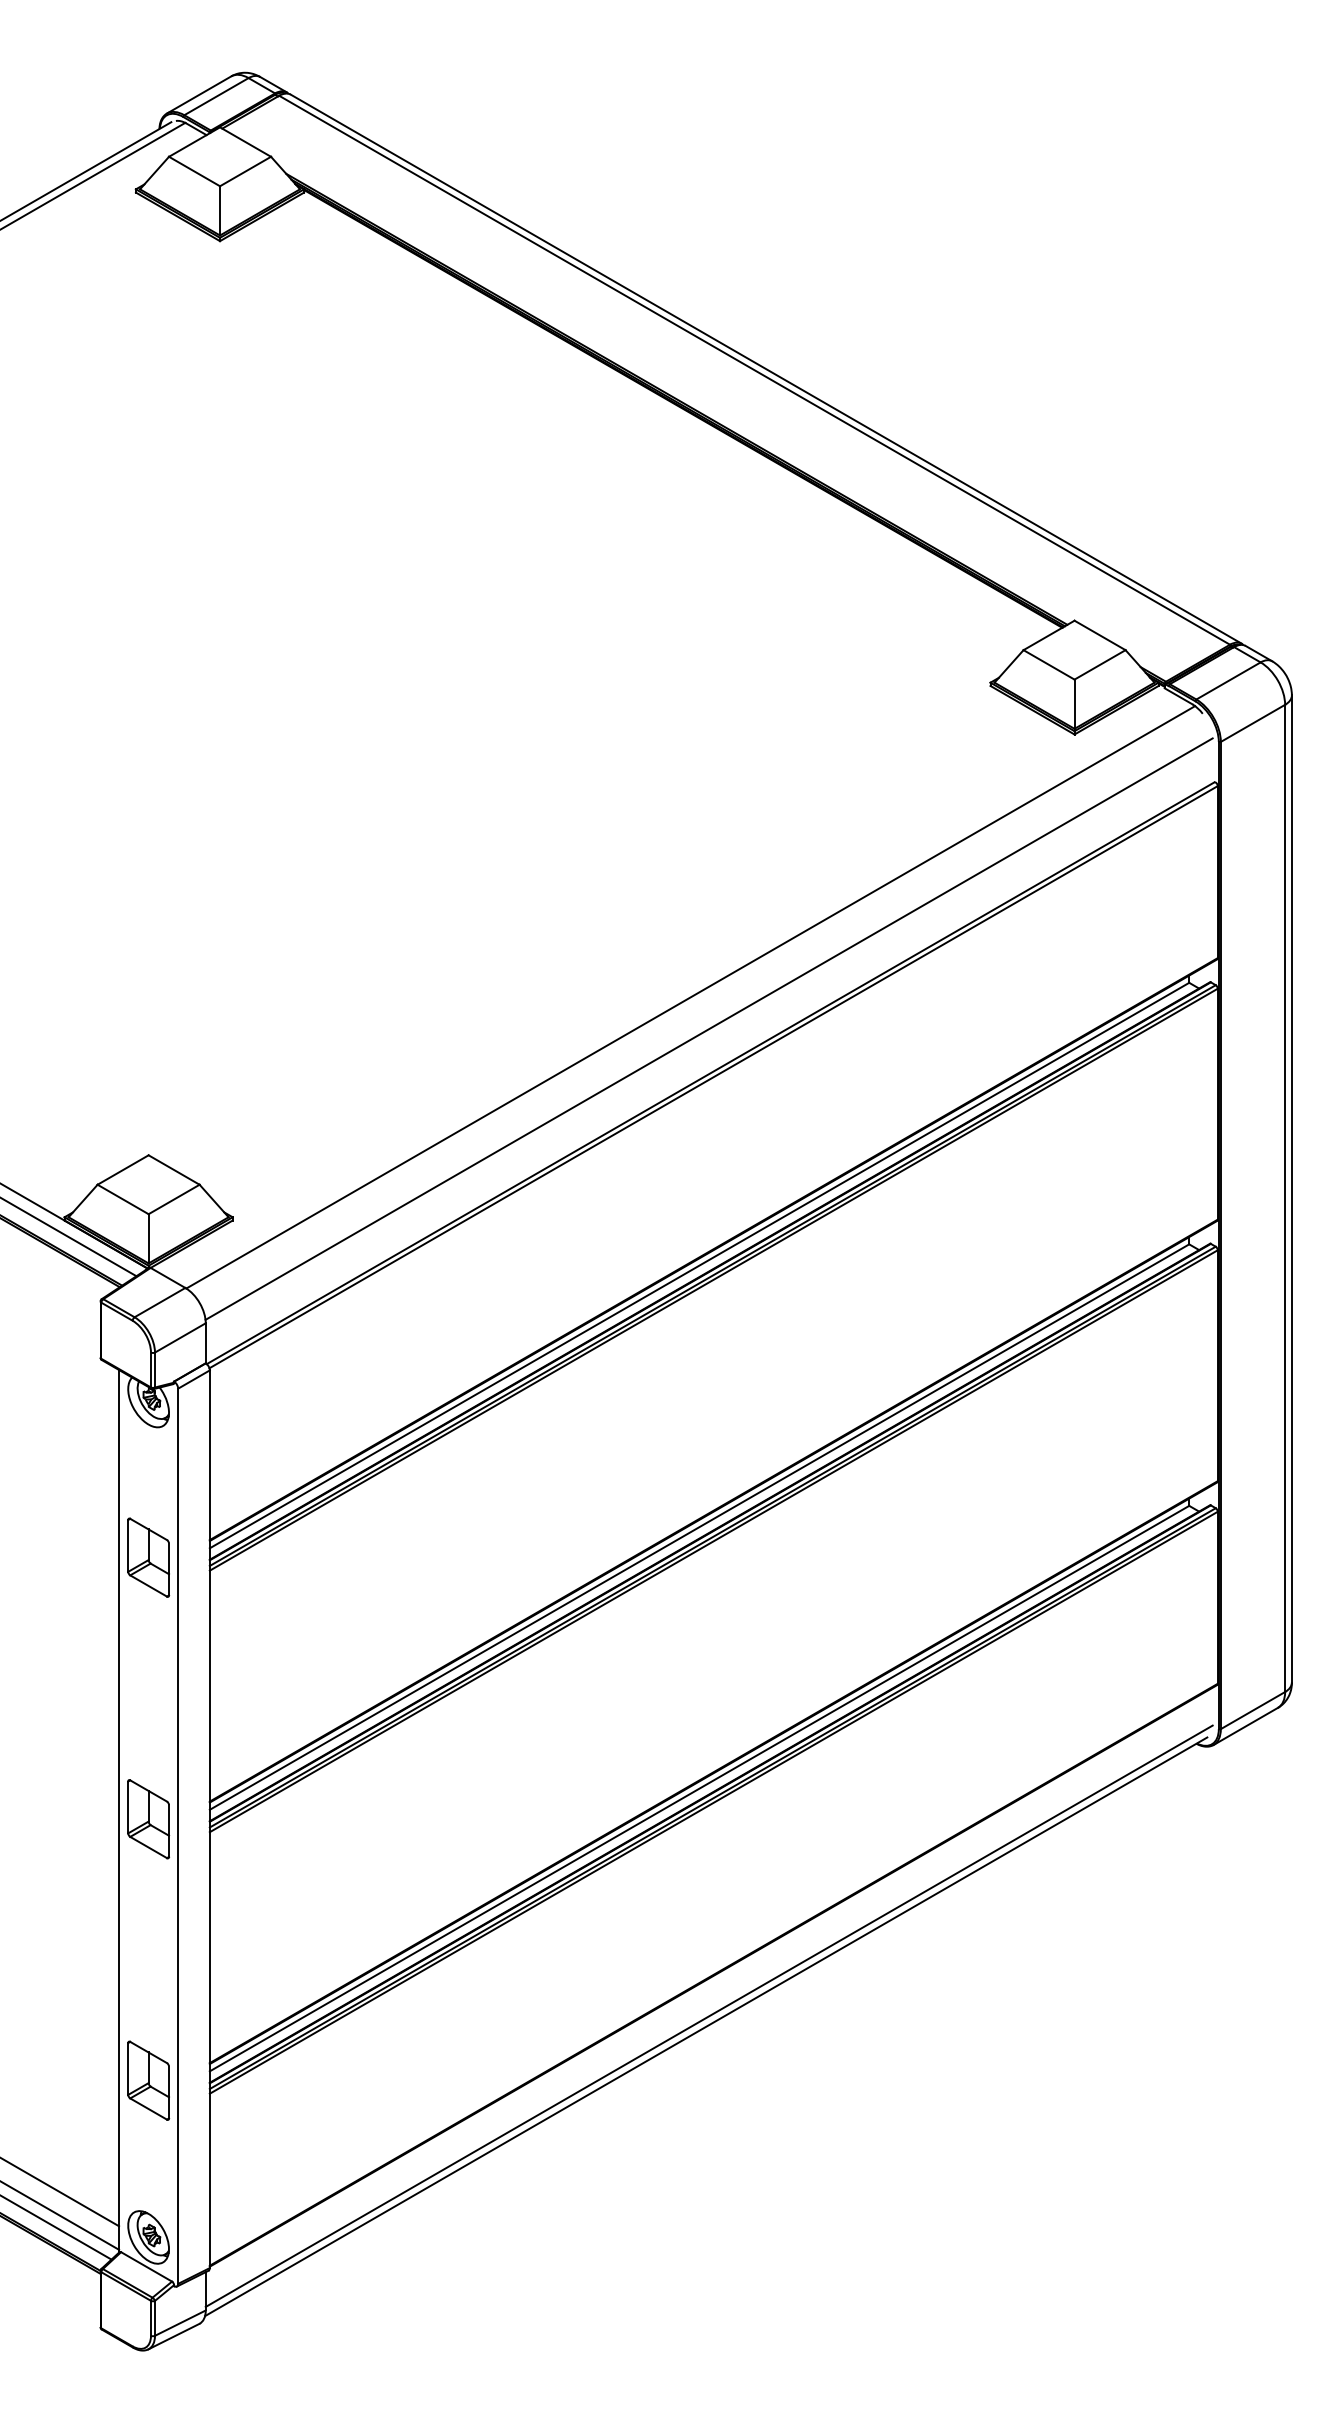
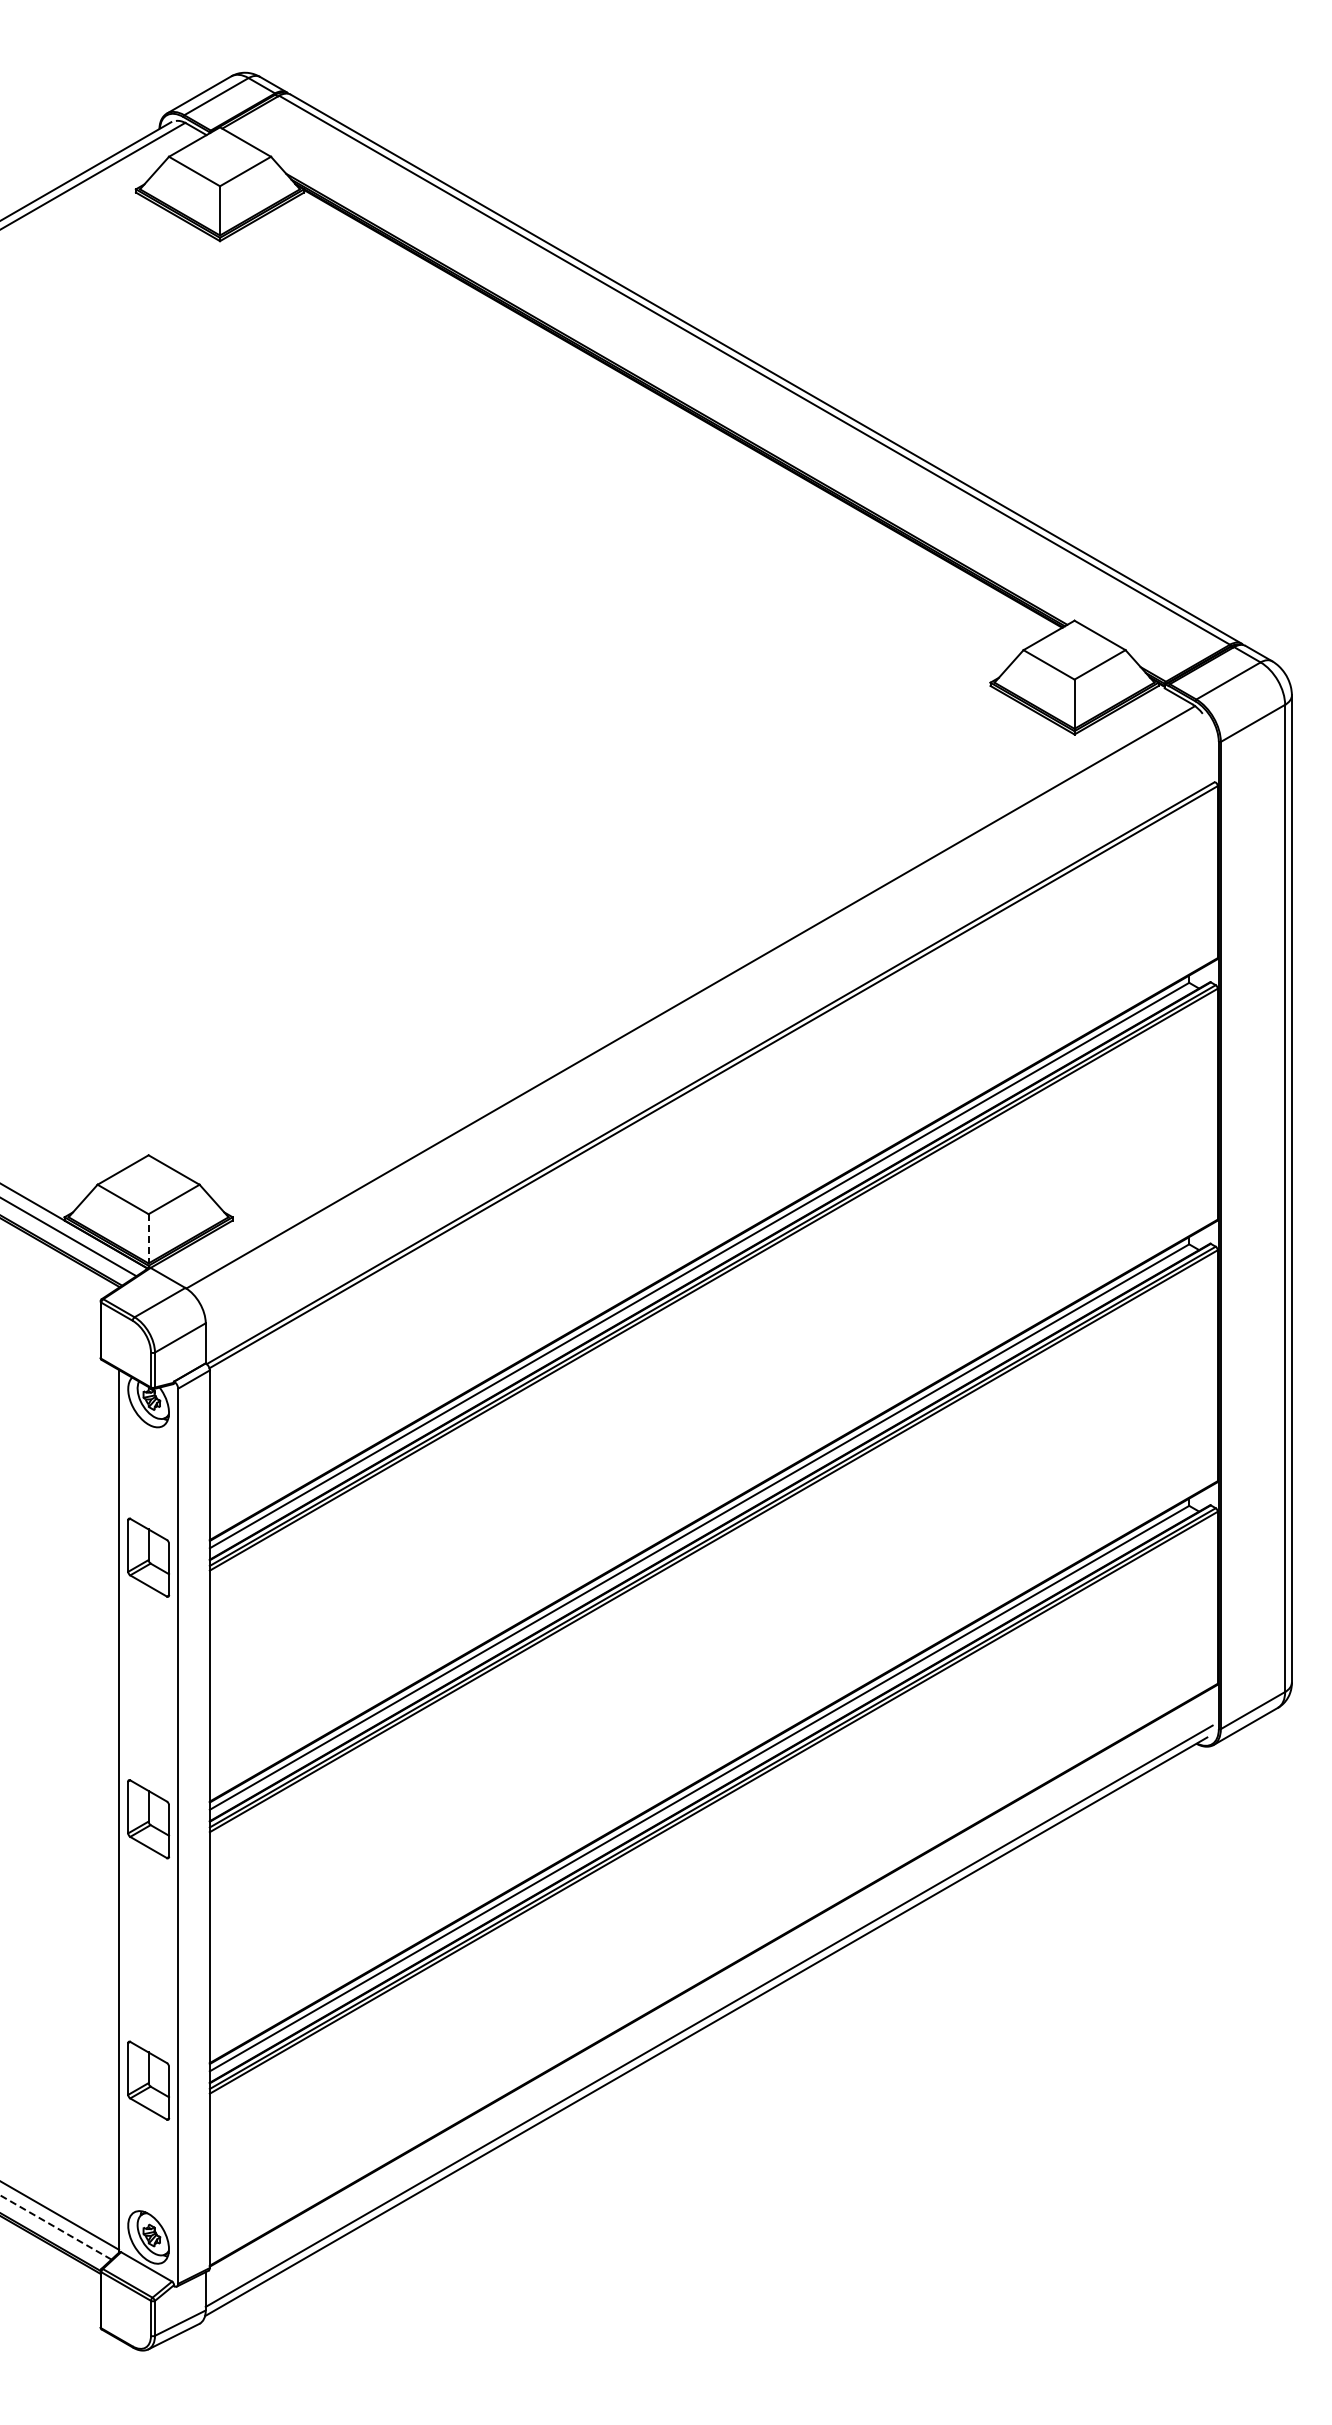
line: present -> none (708, 1028)
line: solid -> dashed (148, 1238)
line: present -> none (60, 2192)
line: solid -> dashed (56, 2227)
